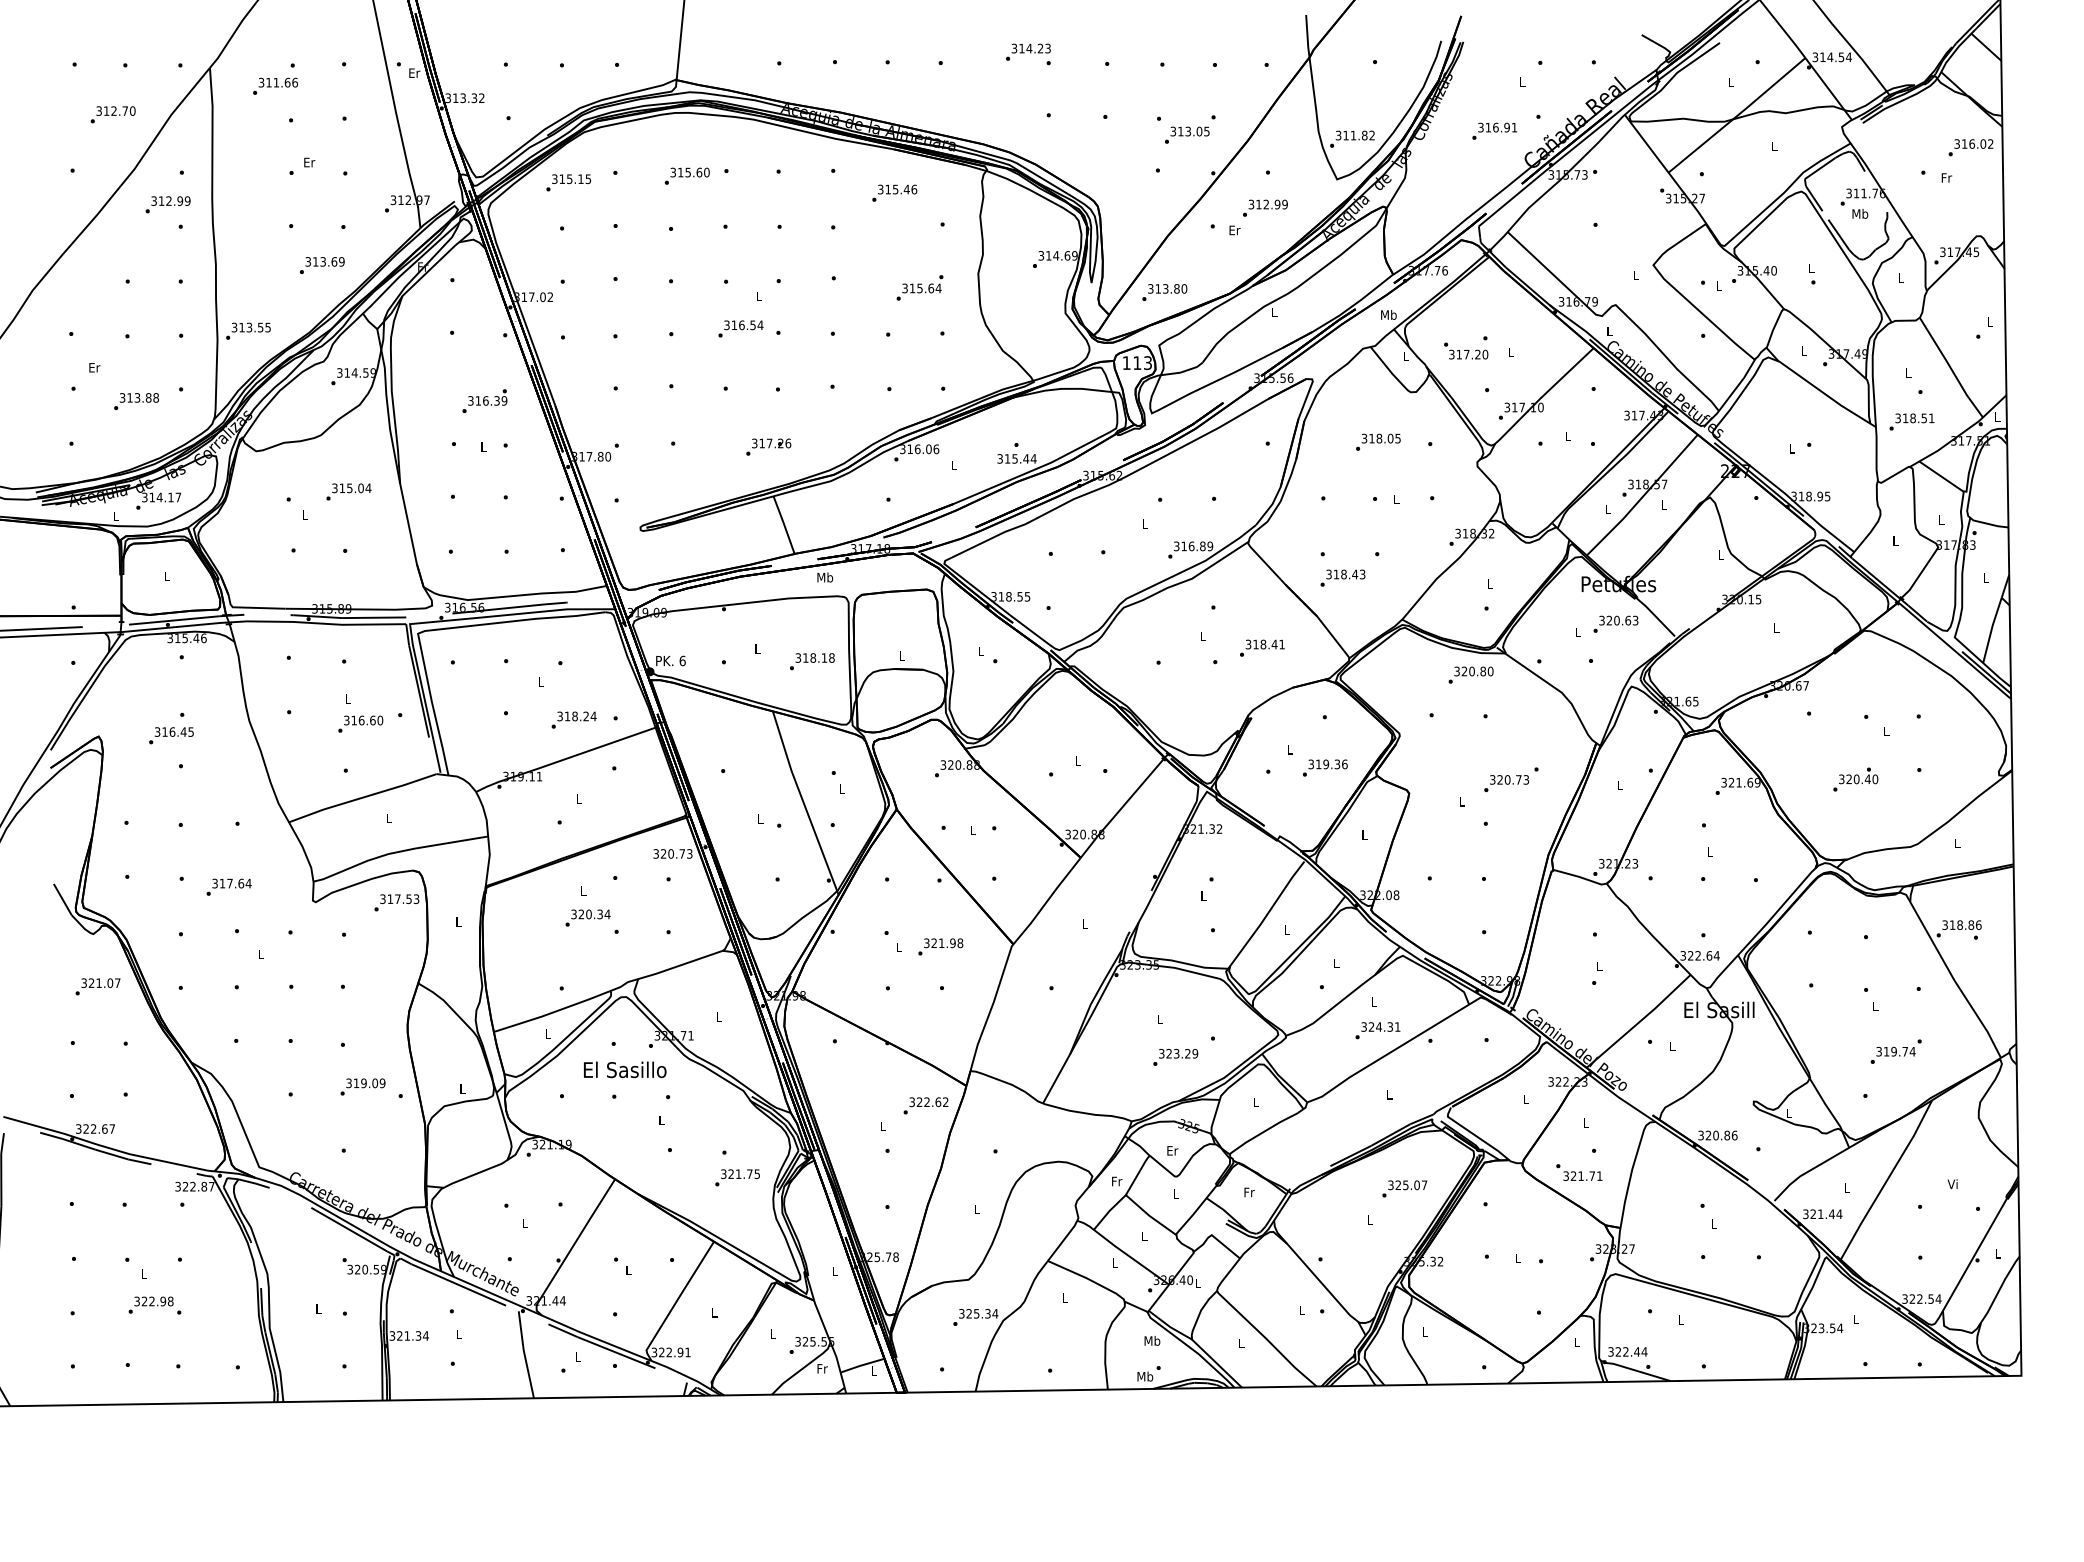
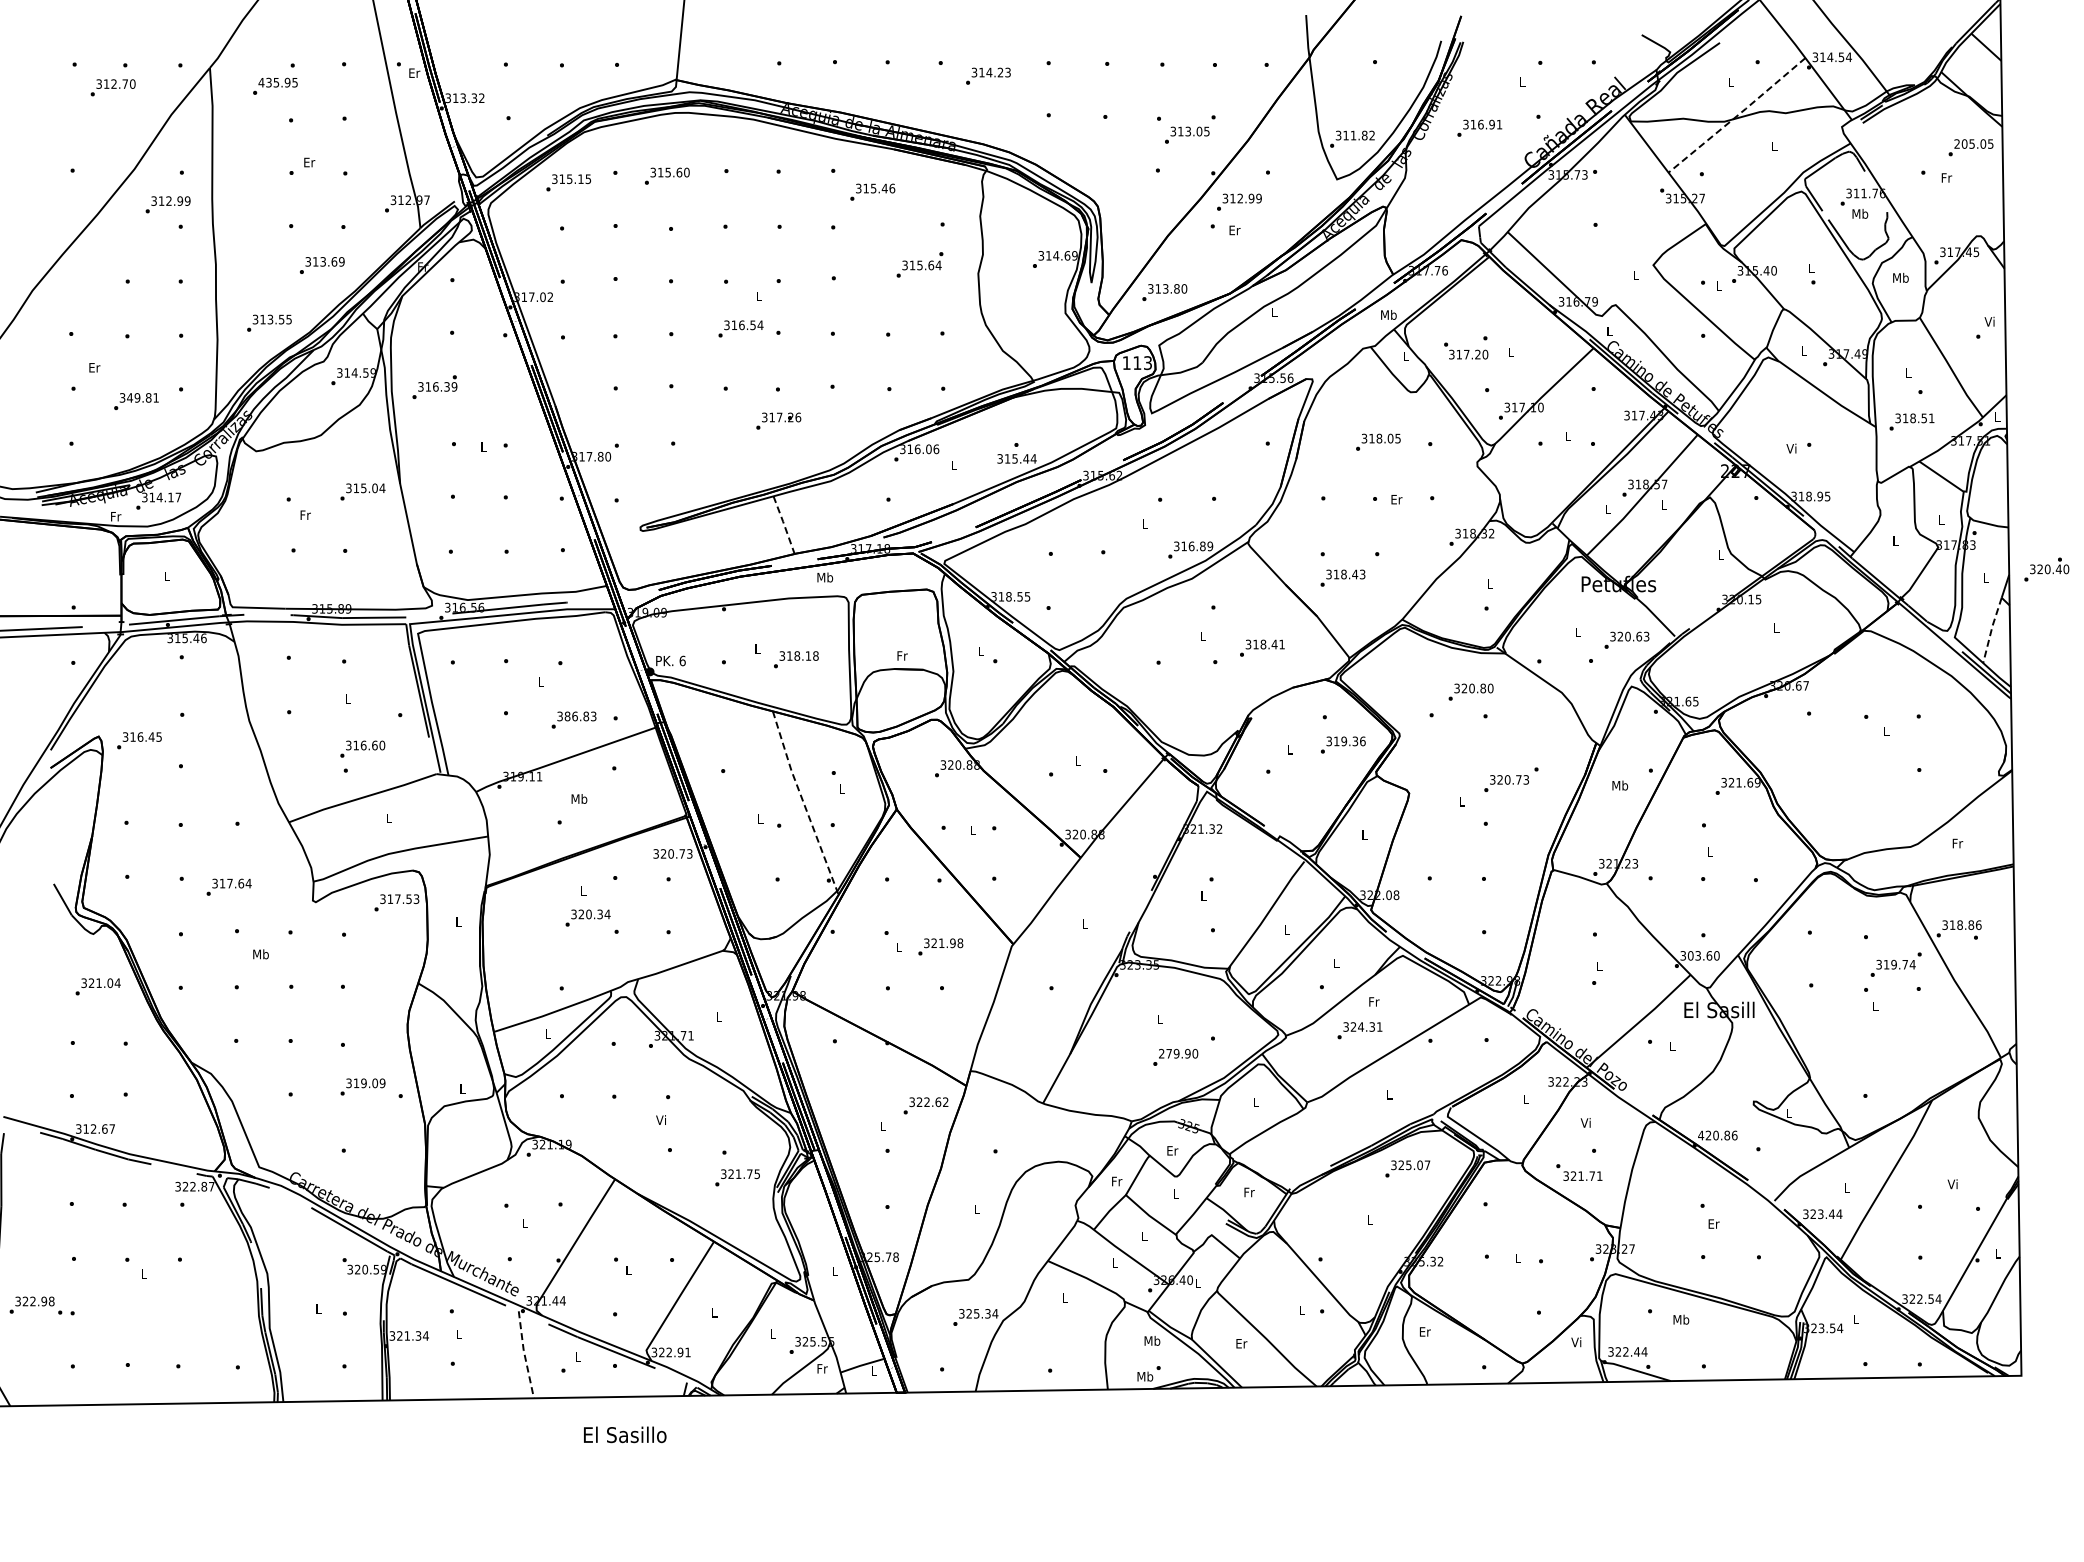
text position: (1028, 51) -> (988, 75) (988, 75)
text: 311.66 -> 435.95 (278, 82)
text position: (112, 114) -> (112, 87) (112, 87)
line: solid -> dashed (1737, 115)
text position: (1494, 130) -> (1479, 127) (1479, 127)
text: 316.02 -> 205.05 (1973, 143)
text position: (687, 175) -> (667, 175) (667, 175)
text position: (894, 192) -> (872, 191) (872, 191)
text position: (1265, 207) -> (1239, 201) (1239, 201)
text: L -> Mb (1900, 277)
text position: (919, 287) -> (919, 264) (919, 264)
text: L -> Vi (1989, 321)
text position: (248, 330) -> (269, 322) (269, 322)
text: 313.88 -> 349.81 (142, 397)
text position: (484, 401) -> (434, 387) (434, 387)
text position: (768, 446) -> (778, 420) (778, 420)
text: L -> Vi (1791, 448)
text position: (348, 491) -> (362, 491) (362, 491)
text: L -> Er (1396, 499)
text: L -> Fr (305, 514)
text: L -> Fr (116, 516)
line: solid -> dashed (784, 524)
text position: (1615, 623) -> (1626, 639) (1626, 639)
line: solid -> dashed (1991, 629)
text: L -> Fr (902, 655)
text position: (812, 661) -> (796, 659) (796, 659)
text position: (1470, 674) -> (1470, 691) (1470, 691)
text: 318.24 -> 386.83 (580, 716)
text position: (360, 723) -> (362, 748) (362, 748)
text position: (171, 735) -> (139, 740) (139, 740)
text position: (1324, 767) -> (1342, 744) (1342, 744)
text position: (1855, 779) -> (2046, 569) (2046, 569)
text: L -> Mb (1620, 785)
text: L -> Mb (579, 798)
line: solid -> dashed (803, 803)
text: L -> Fr (1957, 843)
text: L -> Mb (260, 954)
text: 322.64 -> 303.60 (1703, 955)
text: 321.07 -> 321.04 (117, 982)
text: L -> Fr (1374, 1001)
text position: (1377, 1030) -> (1359, 1030) (1359, 1030)
text position: (1895, 1051) -> (1895, 964) (1895, 964)
text: 323.29 -> 279.90 (1178, 1053)
text position: (625, 1069) -> (625, 1434) (625, 1434)
text: L -> Vi (660, 1119)
text: L -> Vi (1585, 1122)
text: 322.67 -> 312.67 (85, 1128)
text: 320.86 -> 420.86 (1701, 1135)
text position: (1404, 1188) -> (1407, 1168) (1407, 1168)
text: 321.44 -> 323.44 (1820, 1214)
text: L -> Er (1713, 1223)
text position: (154, 1305) -> (35, 1305) (35, 1305)
text: L -> Mb (1681, 1319)
text: L -> Er (1424, 1331)
text: L -> Vi (1576, 1342)
text: L -> Er (1241, 1343)
line: solid -> dashed (524, 1355)
